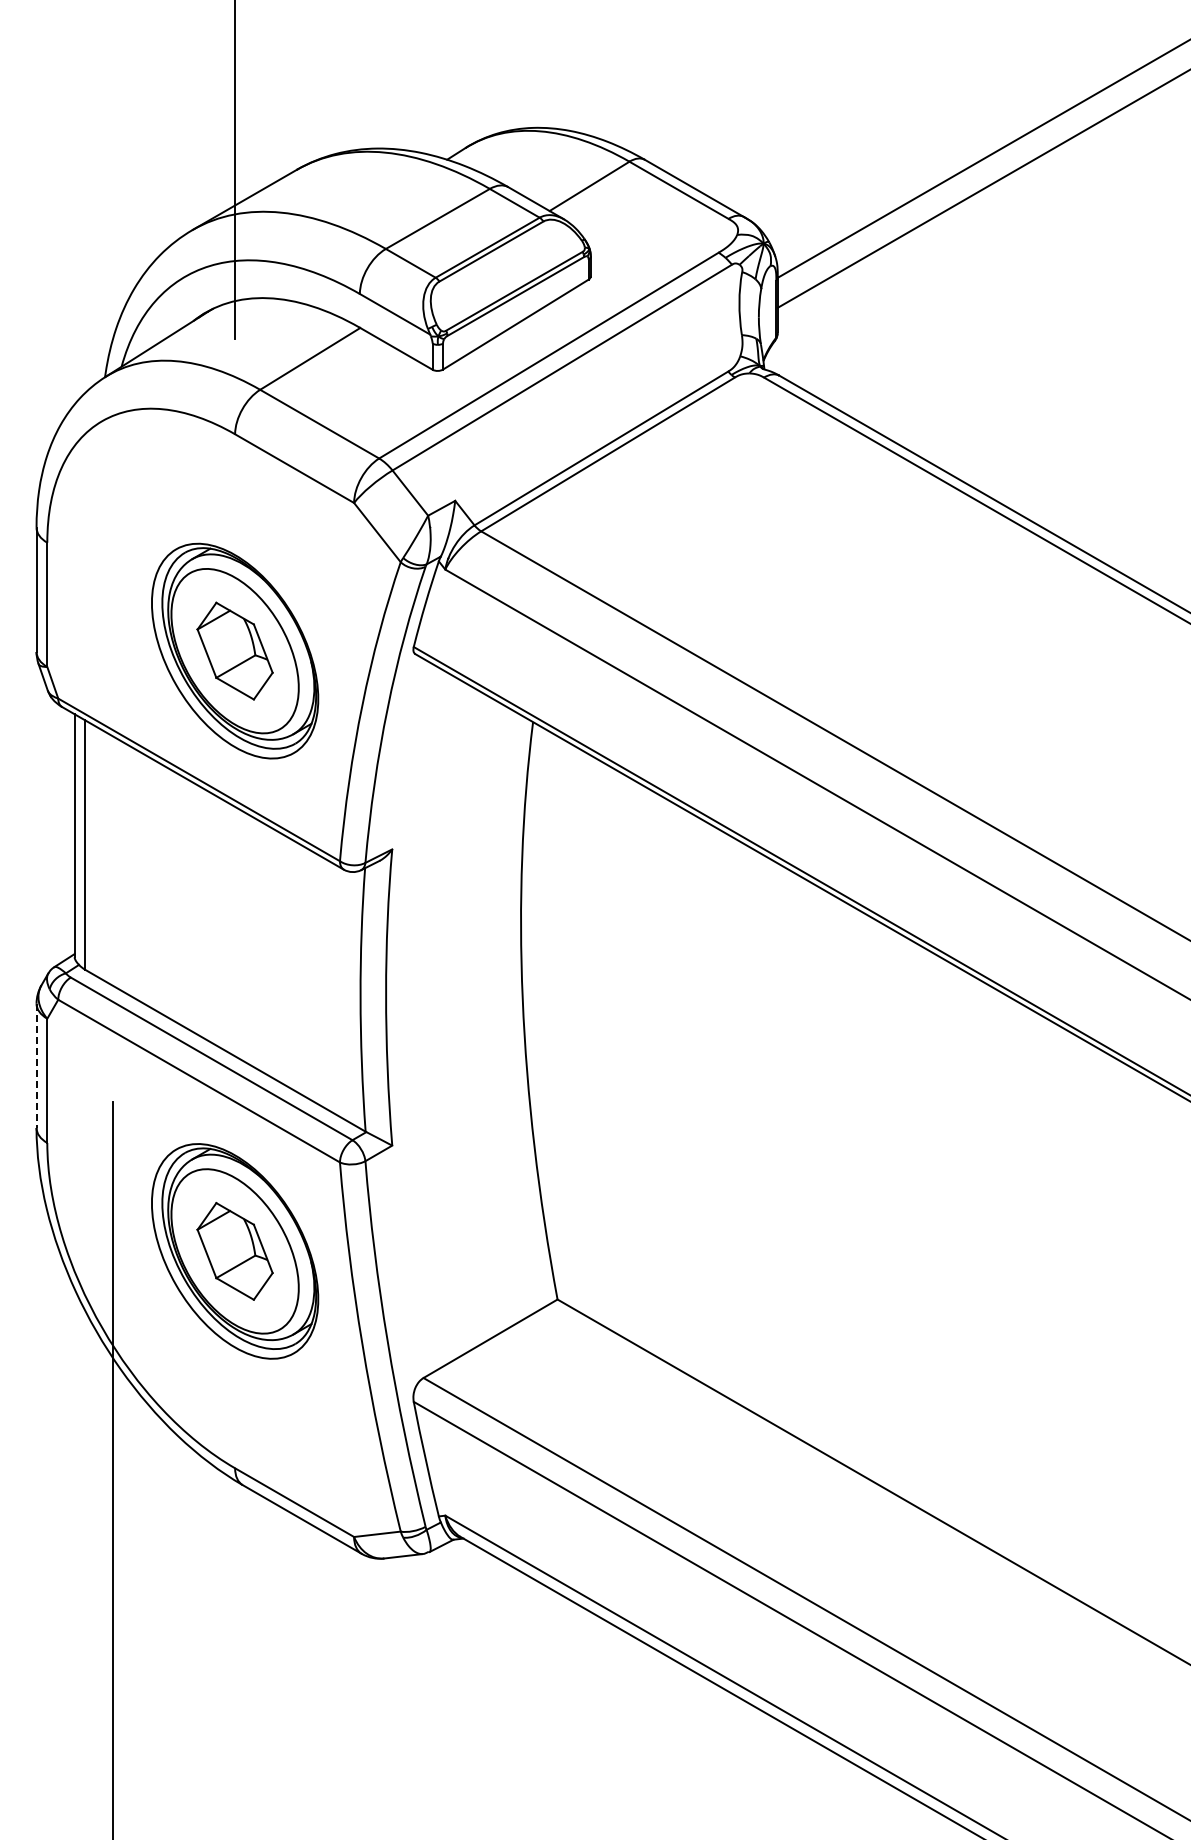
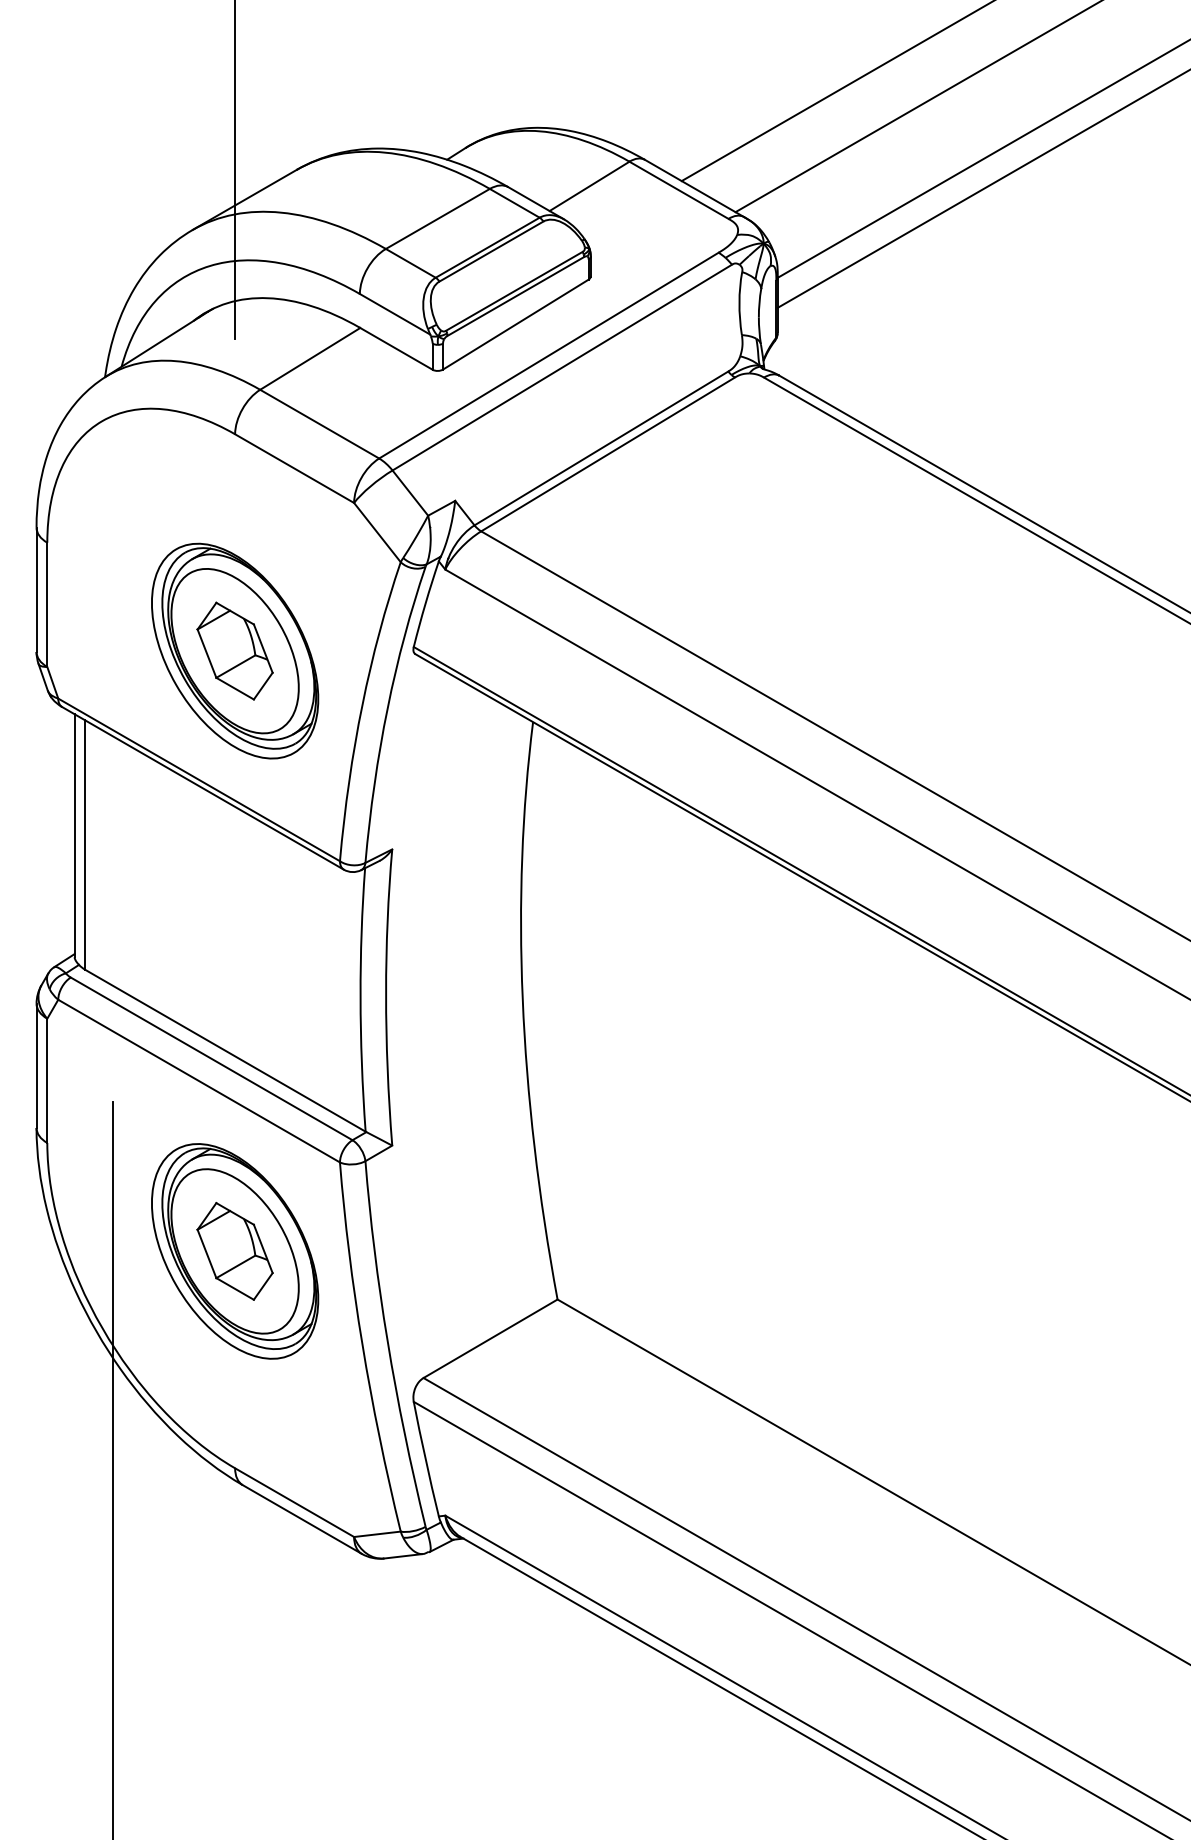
line: none -> present (836, 91)
line: none -> present (917, 107)
line: dashed -> solid (36, 1066)
